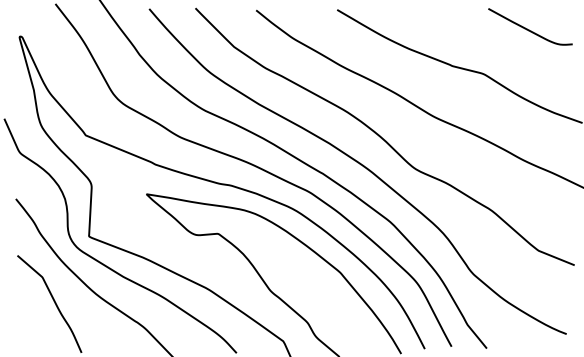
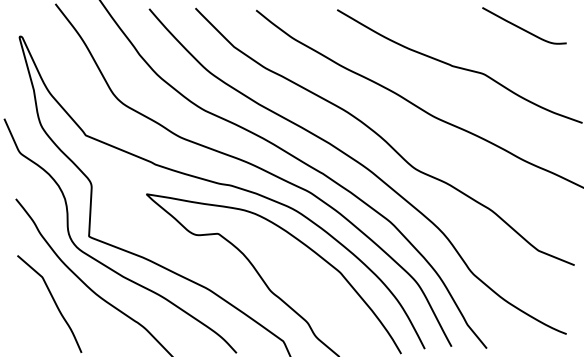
curve position: (529, 29) -> (523, 28) (523, 28)
